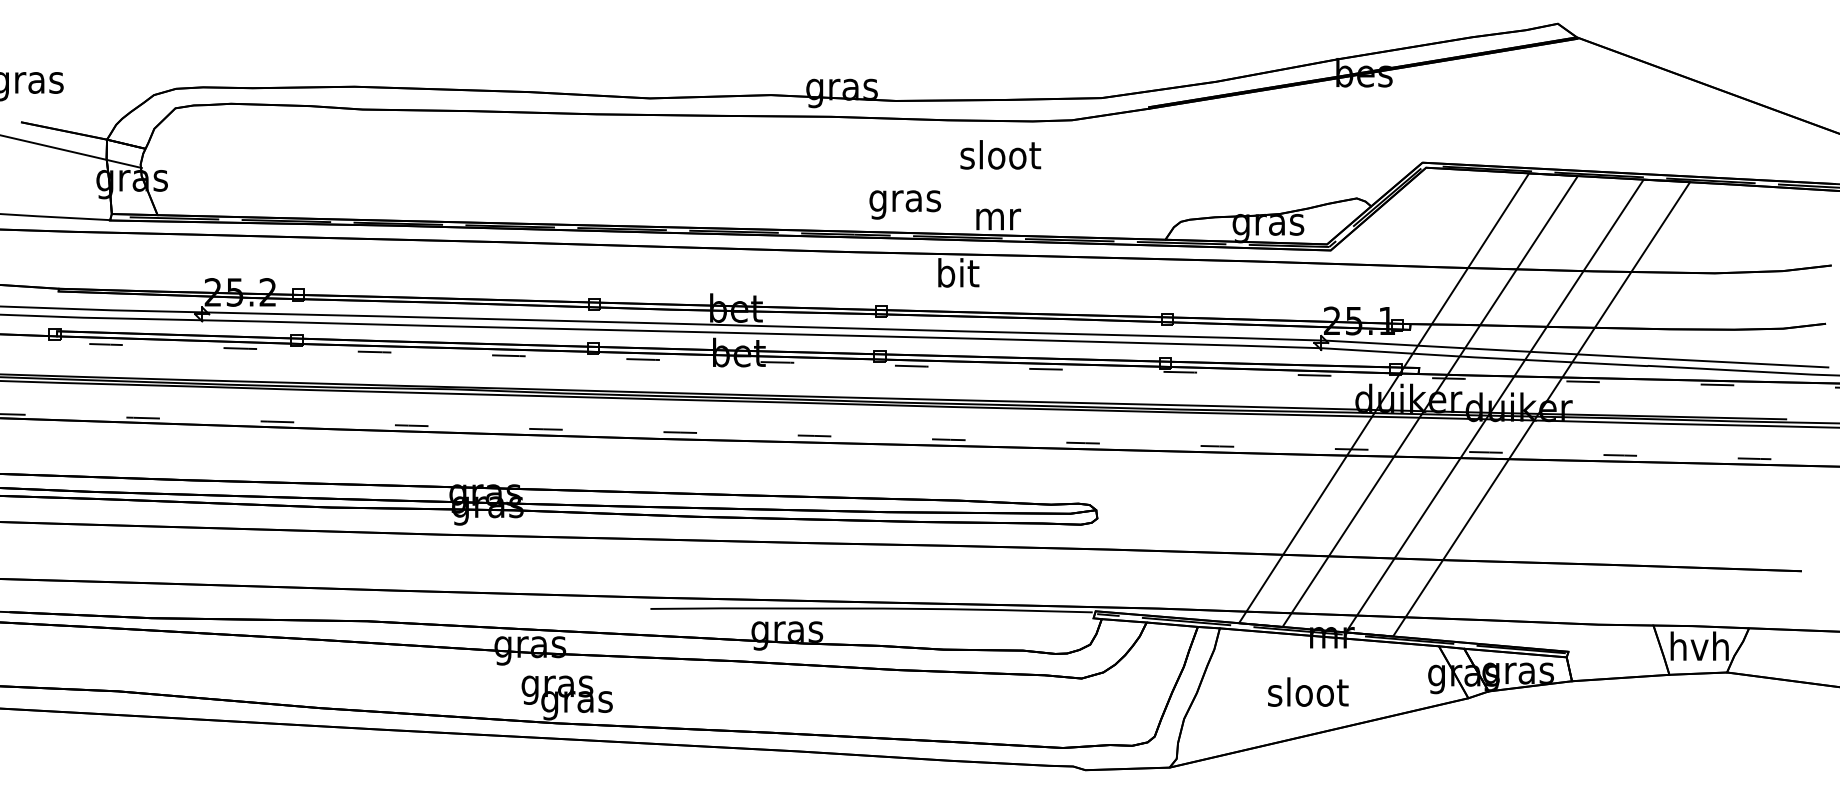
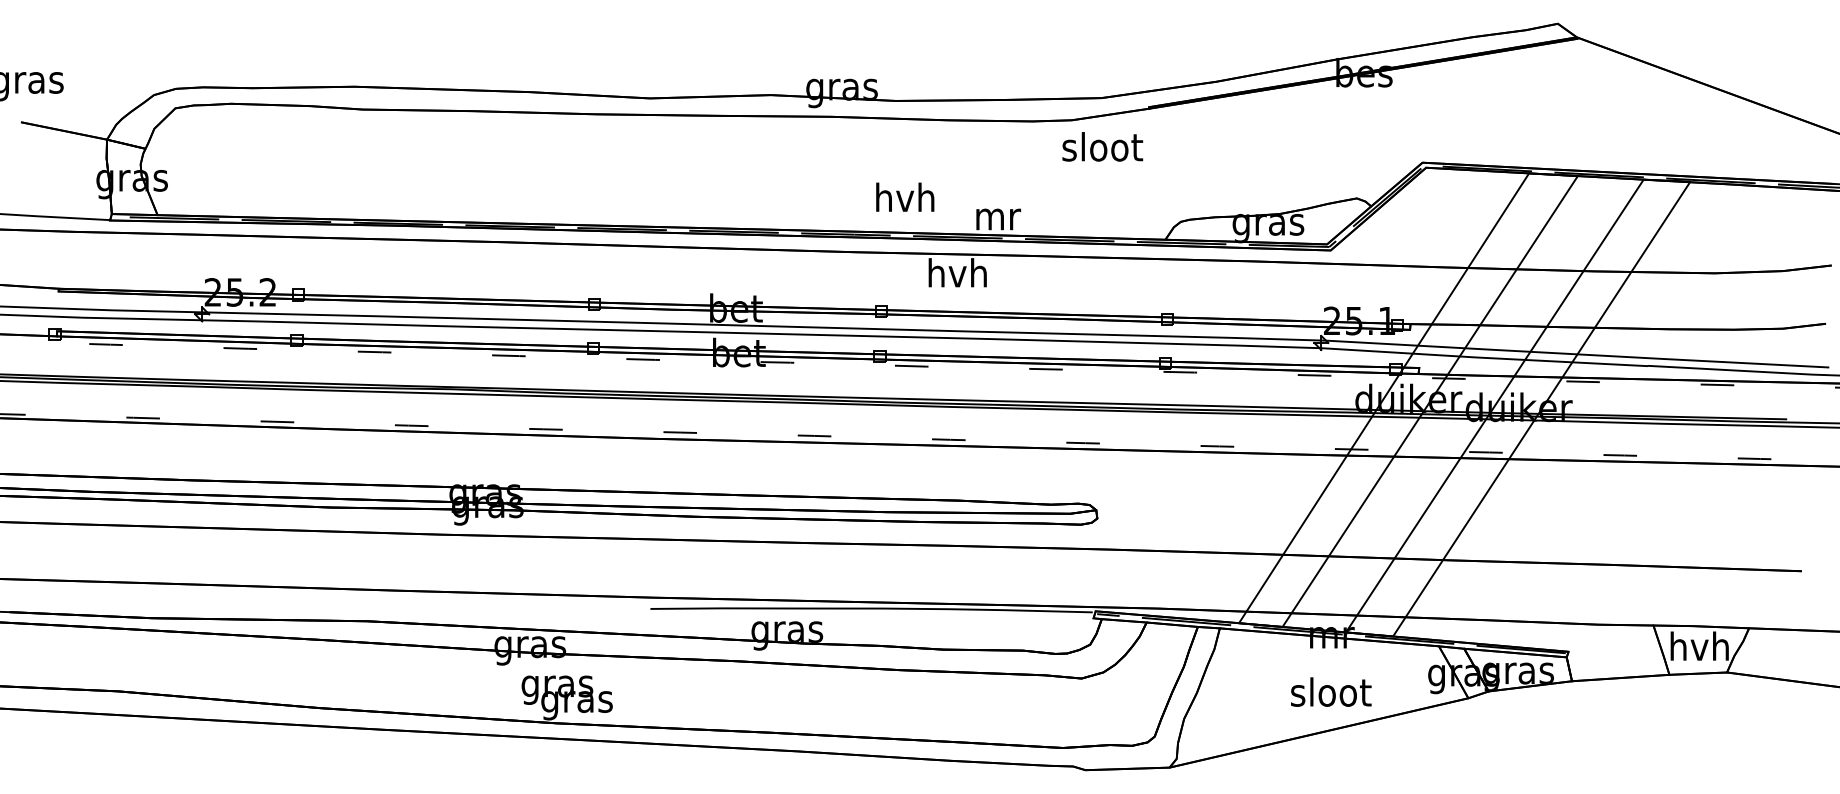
line: present -> none (71, 151)
text position: (1000, 154) -> (1102, 146) (1102, 146)
text: gras -> hvh (904, 200)
text: bit -> hvh (957, 272)
text position: (1308, 691) -> (1331, 691) (1331, 691)
